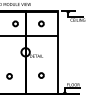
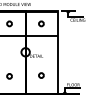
circle position: (15, 23) -> (9, 23) (9, 23)
